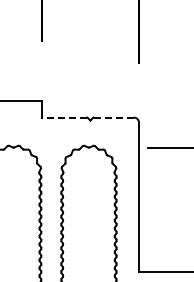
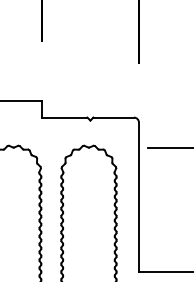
line: dashed -> solid (64, 117)
line: dashed -> solid (113, 117)
